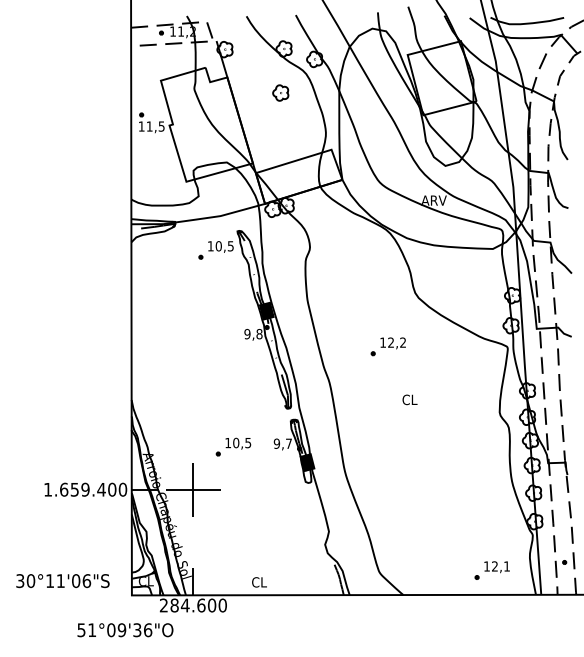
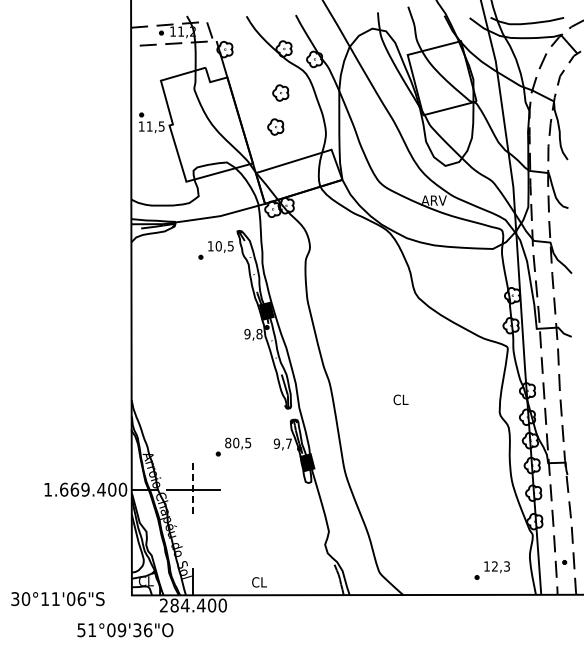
part: none -> present (275, 126)
part: present -> none (387, 346)
text position: (409, 399) -> (400, 399) (400, 399)
text: 10,5 -> 80,5 (228, 442)
text: 1.659.400 -> 1.669.400 (74, 489)
line: solid -> dashed (193, 490)
text: 12,1 -> 12,3 (506, 566)
text position: (62, 581) -> (57, 599) (57, 599)
text: 284.600 -> 284.400 (200, 605)
